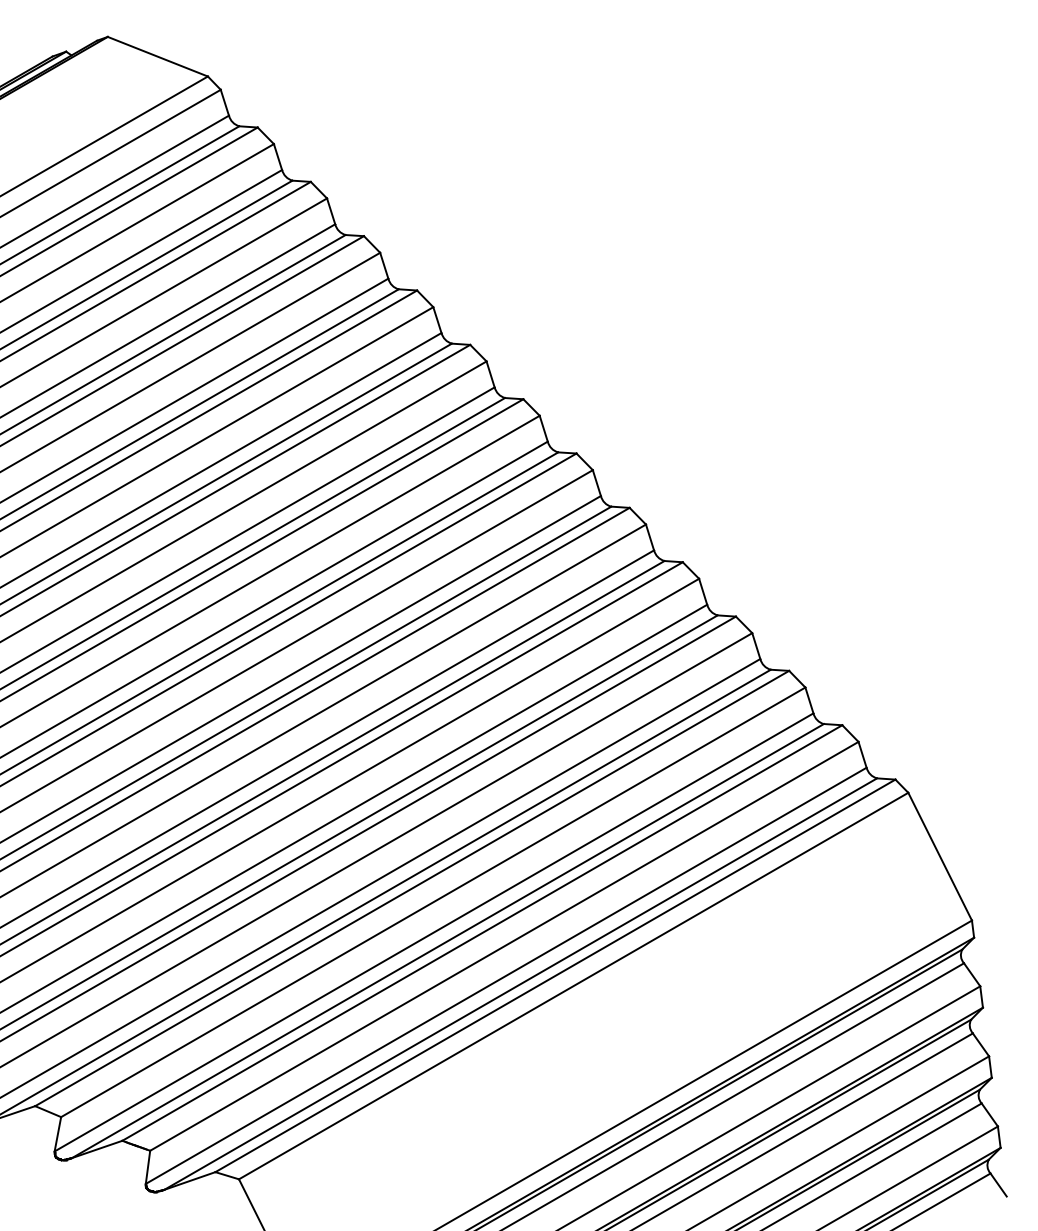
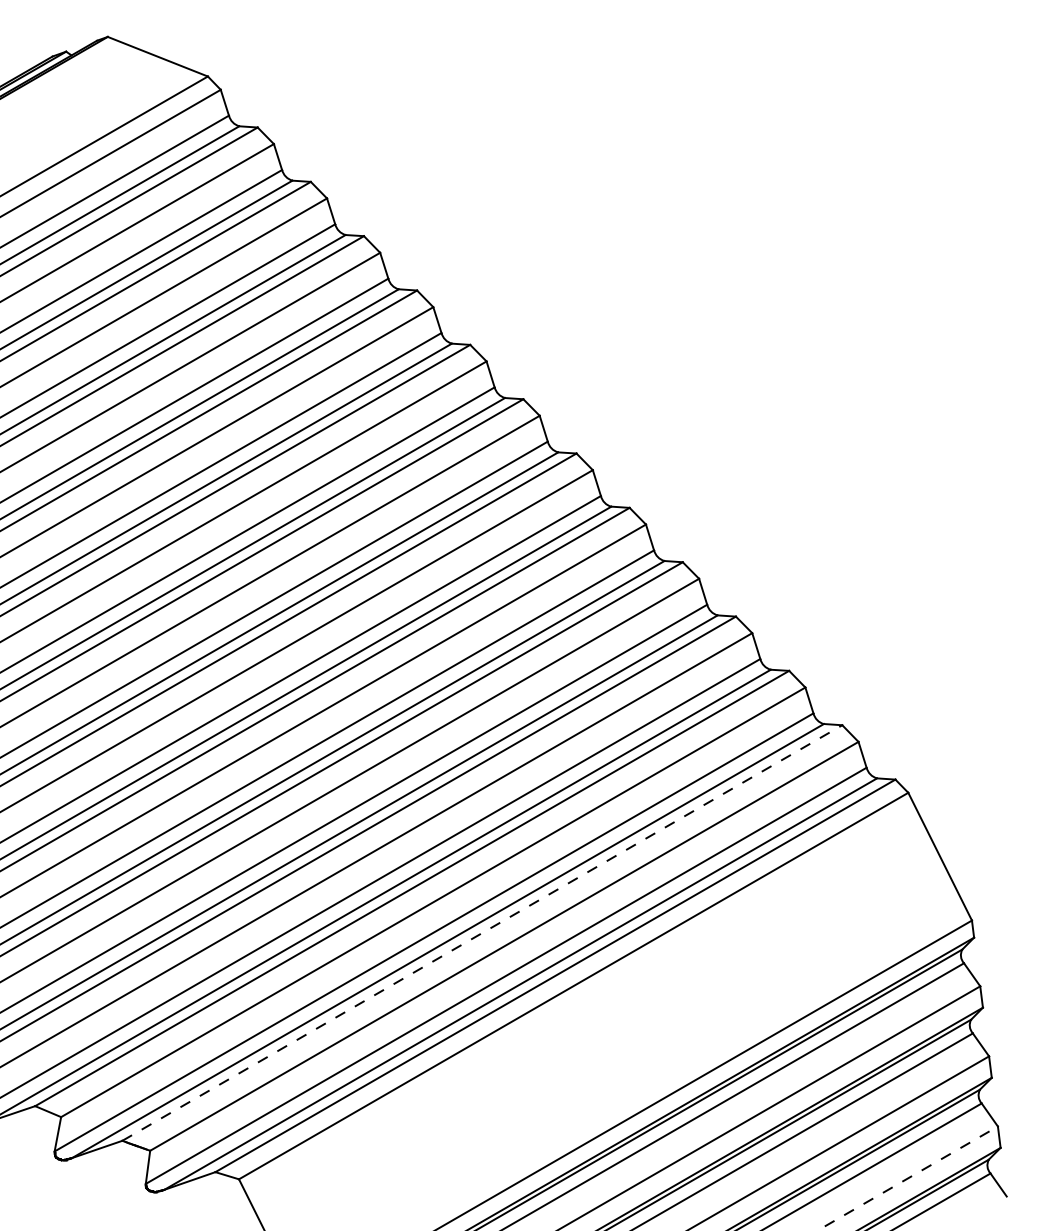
line: solid -> dashed (482, 933)
line: solid -> dashed (907, 1178)
